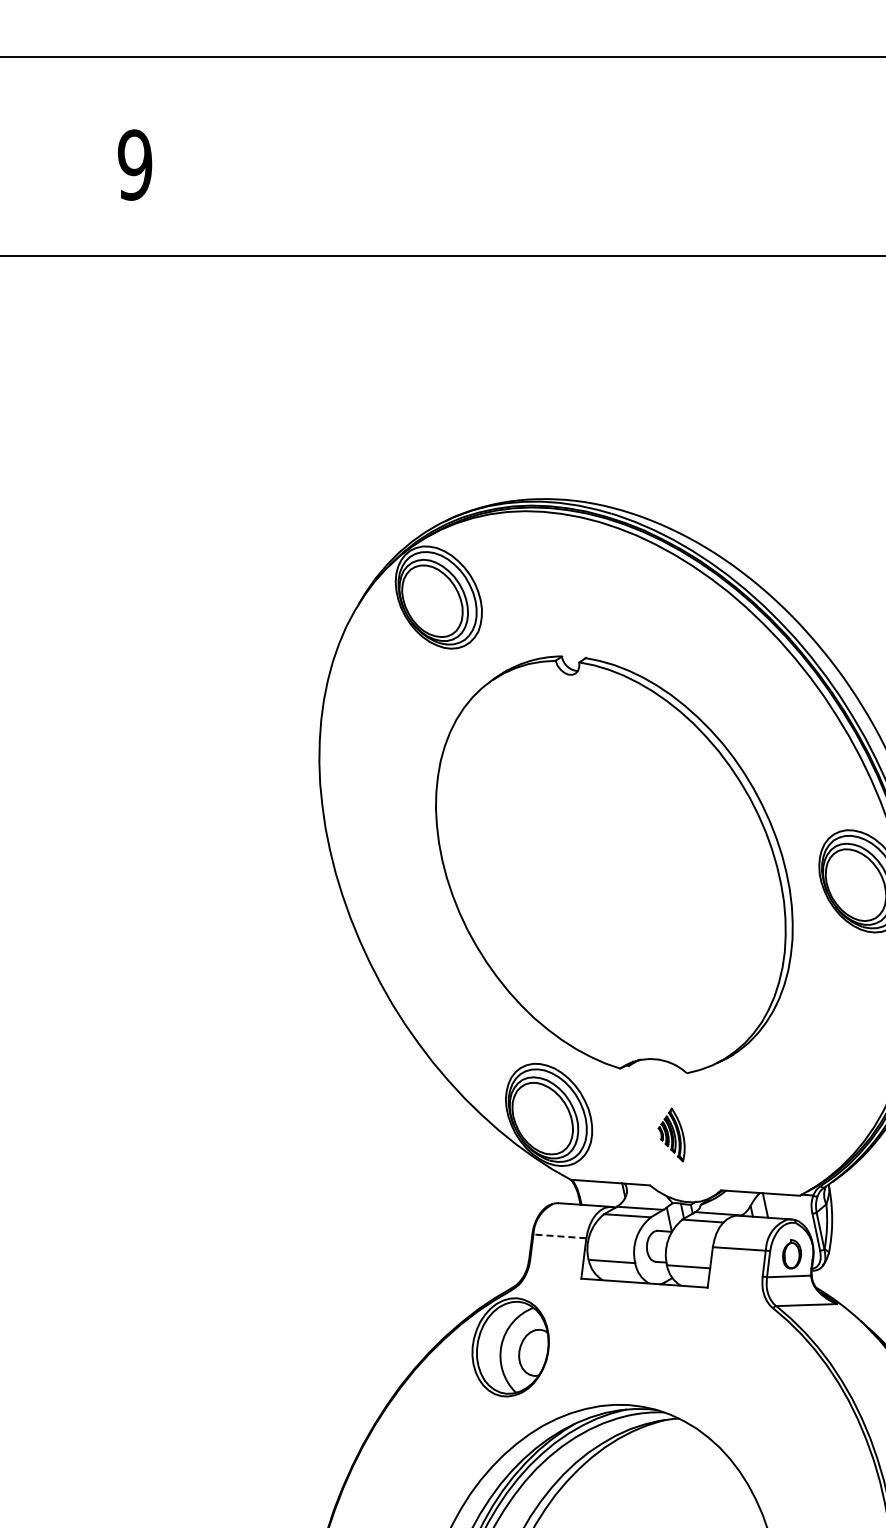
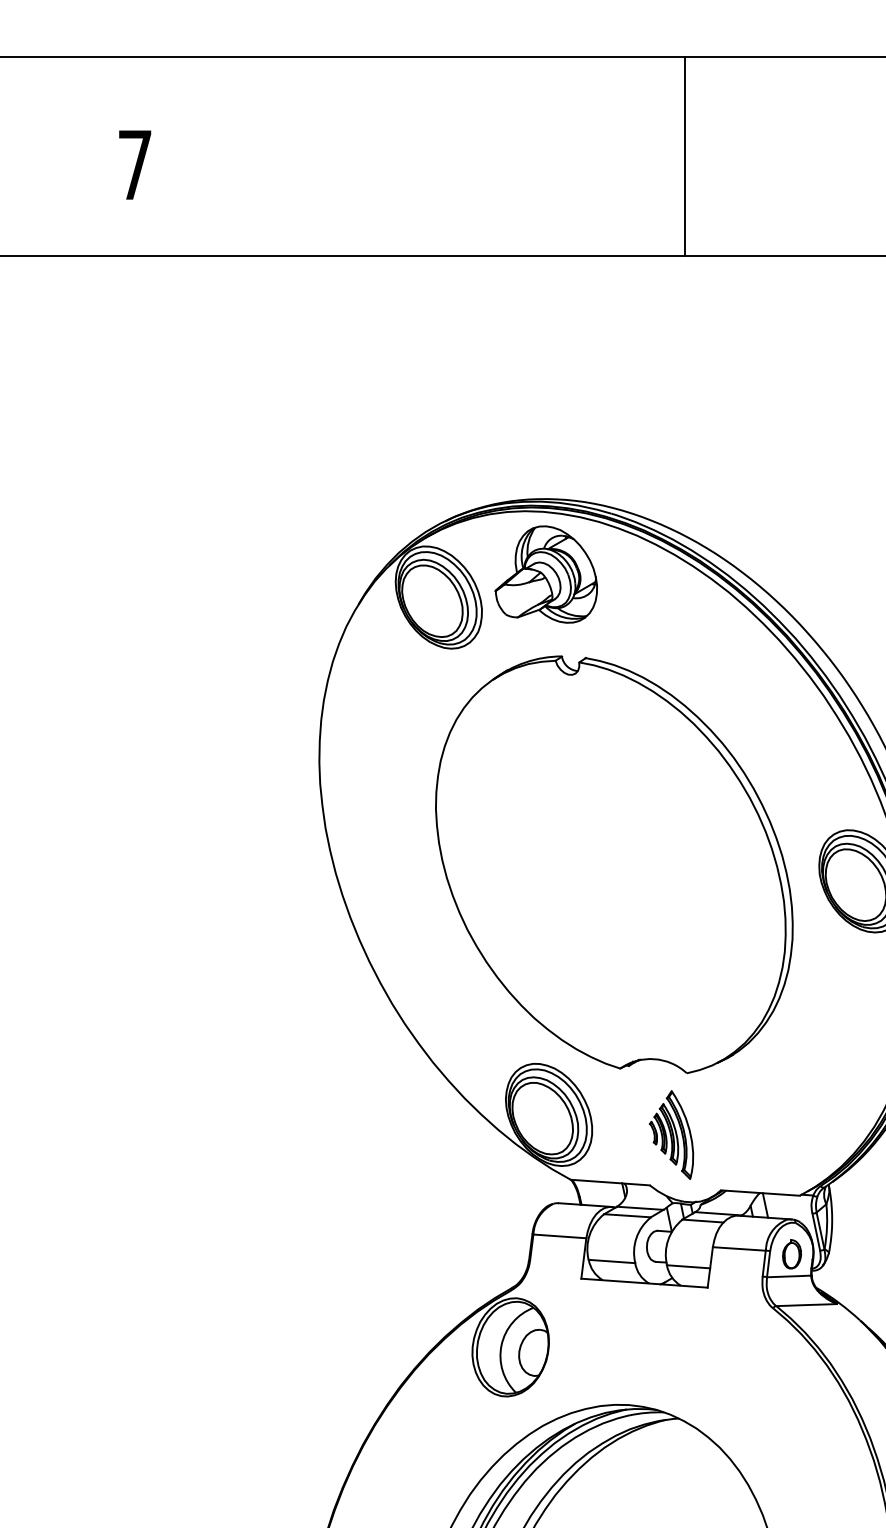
line: none -> present (684, 155)
text: 9 -> 7 (134, 164)
part: none -> present (545, 574)
part size: 29x56 px -> 46x90 px (671, 1134)
line: dashed -> solid (559, 1236)
